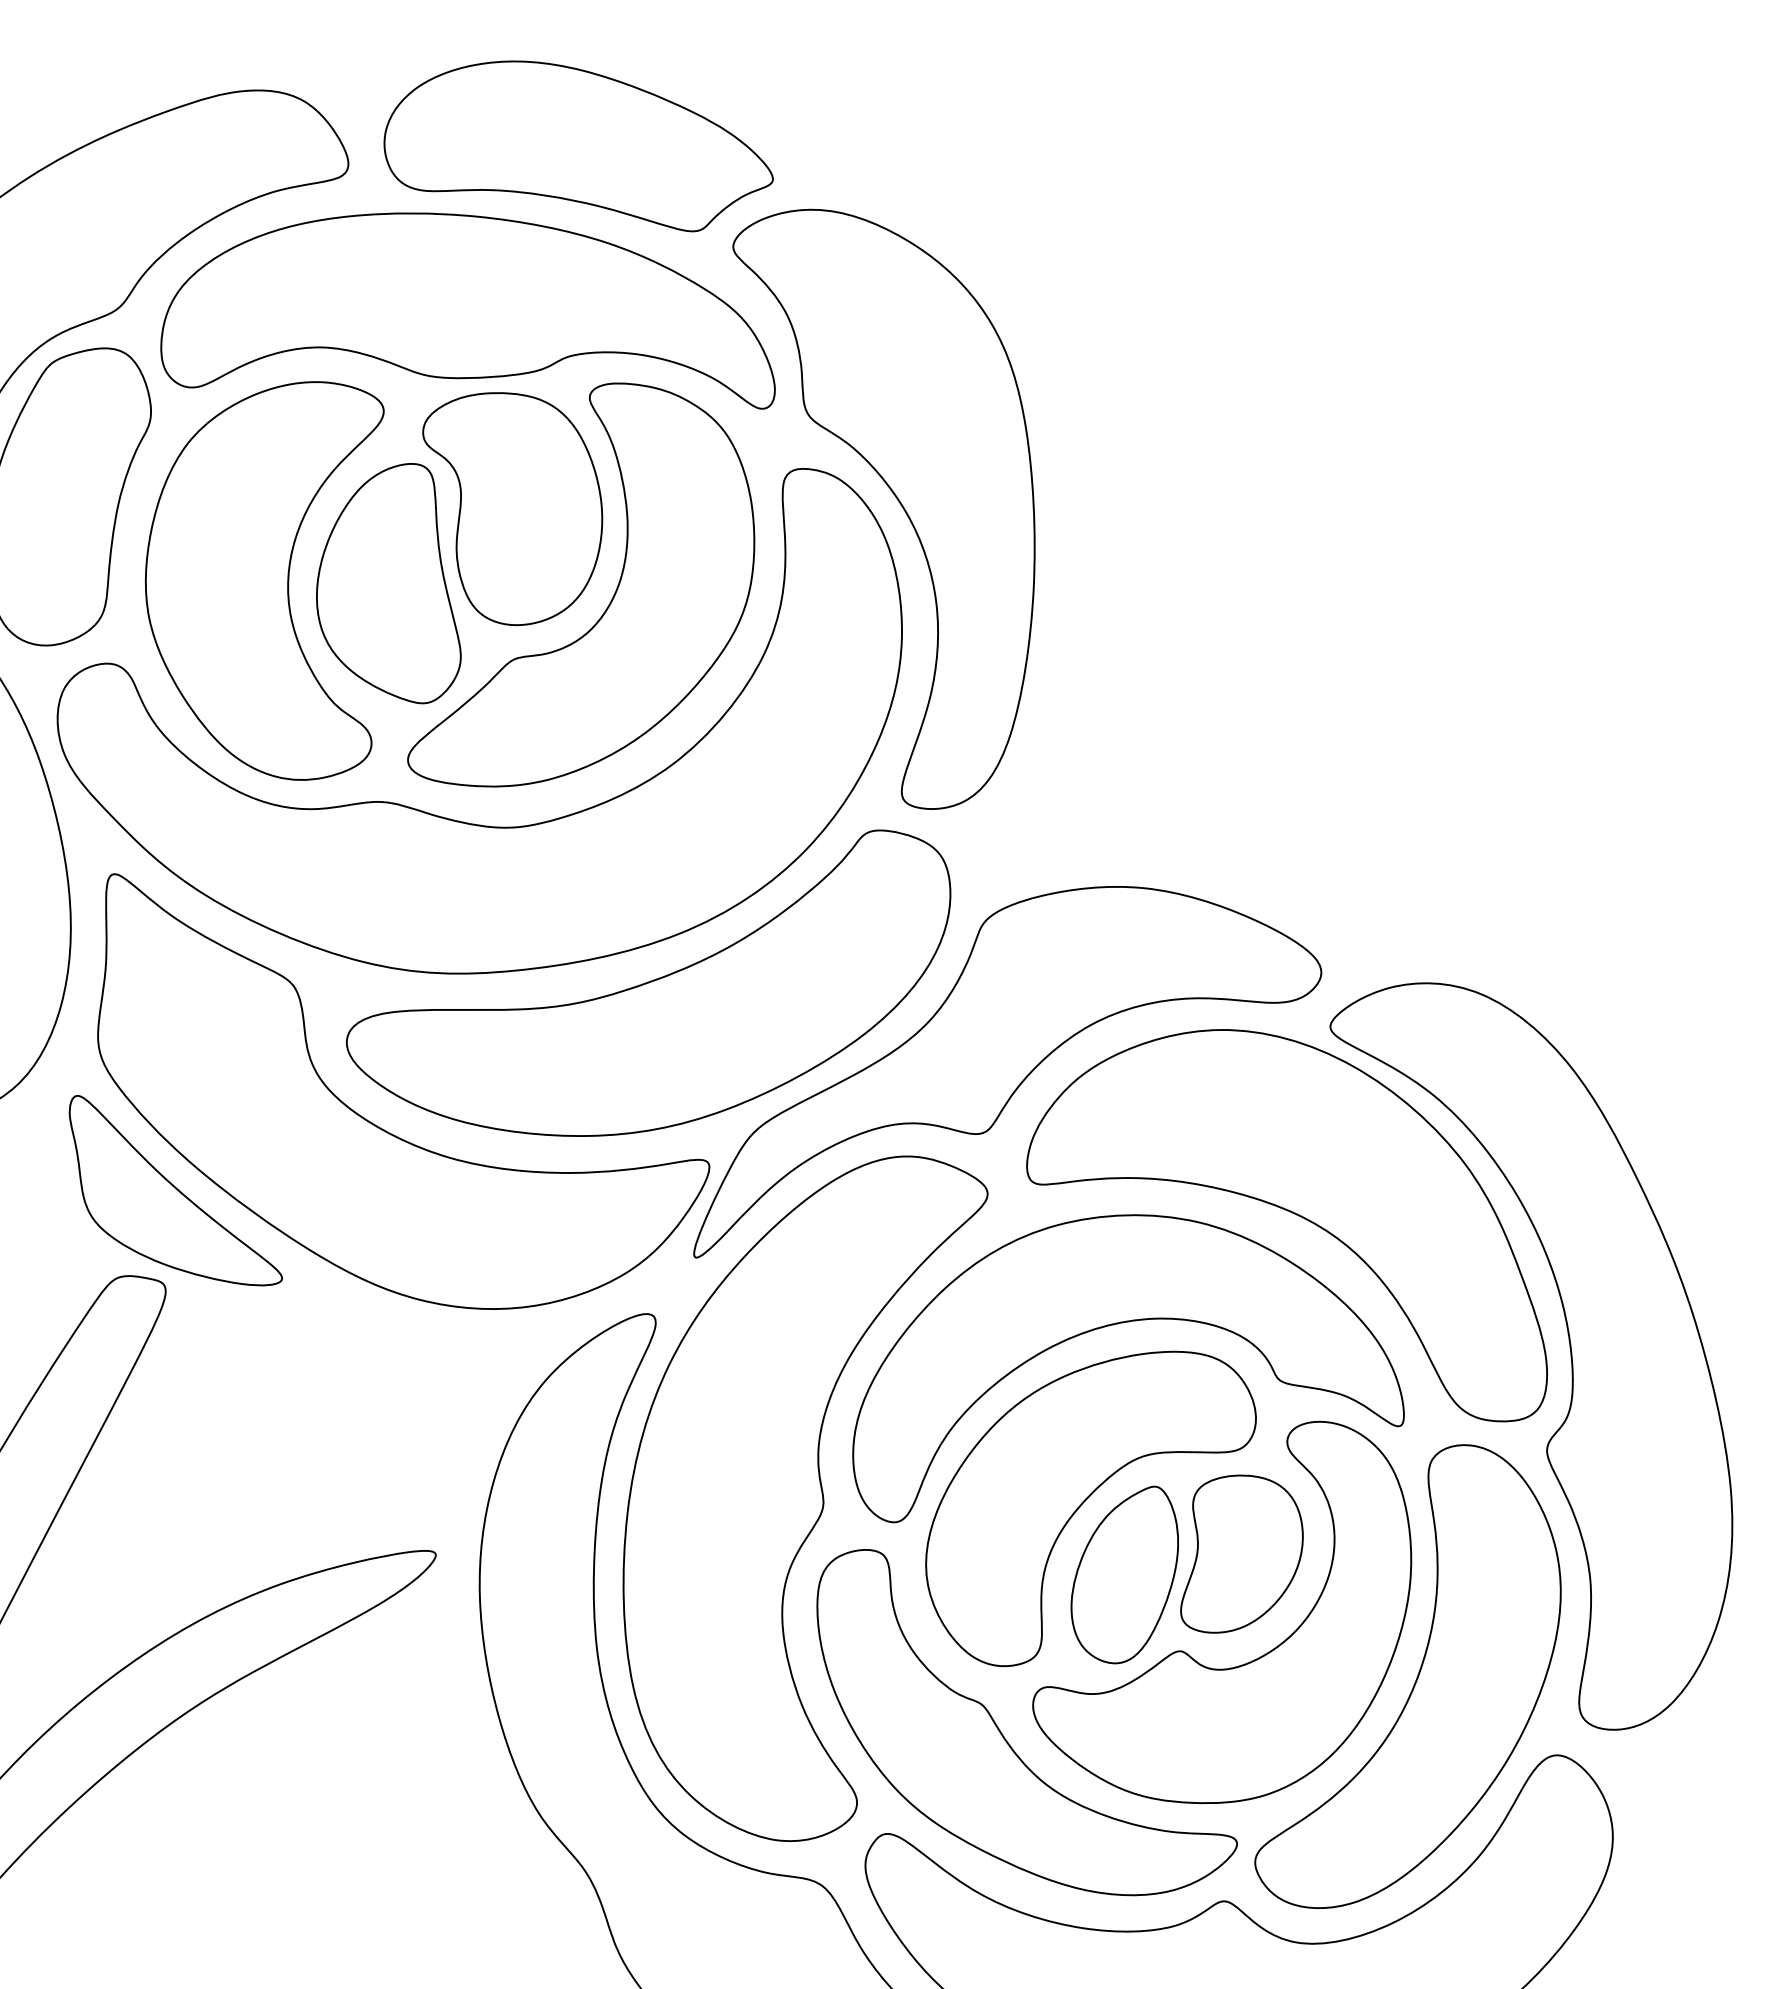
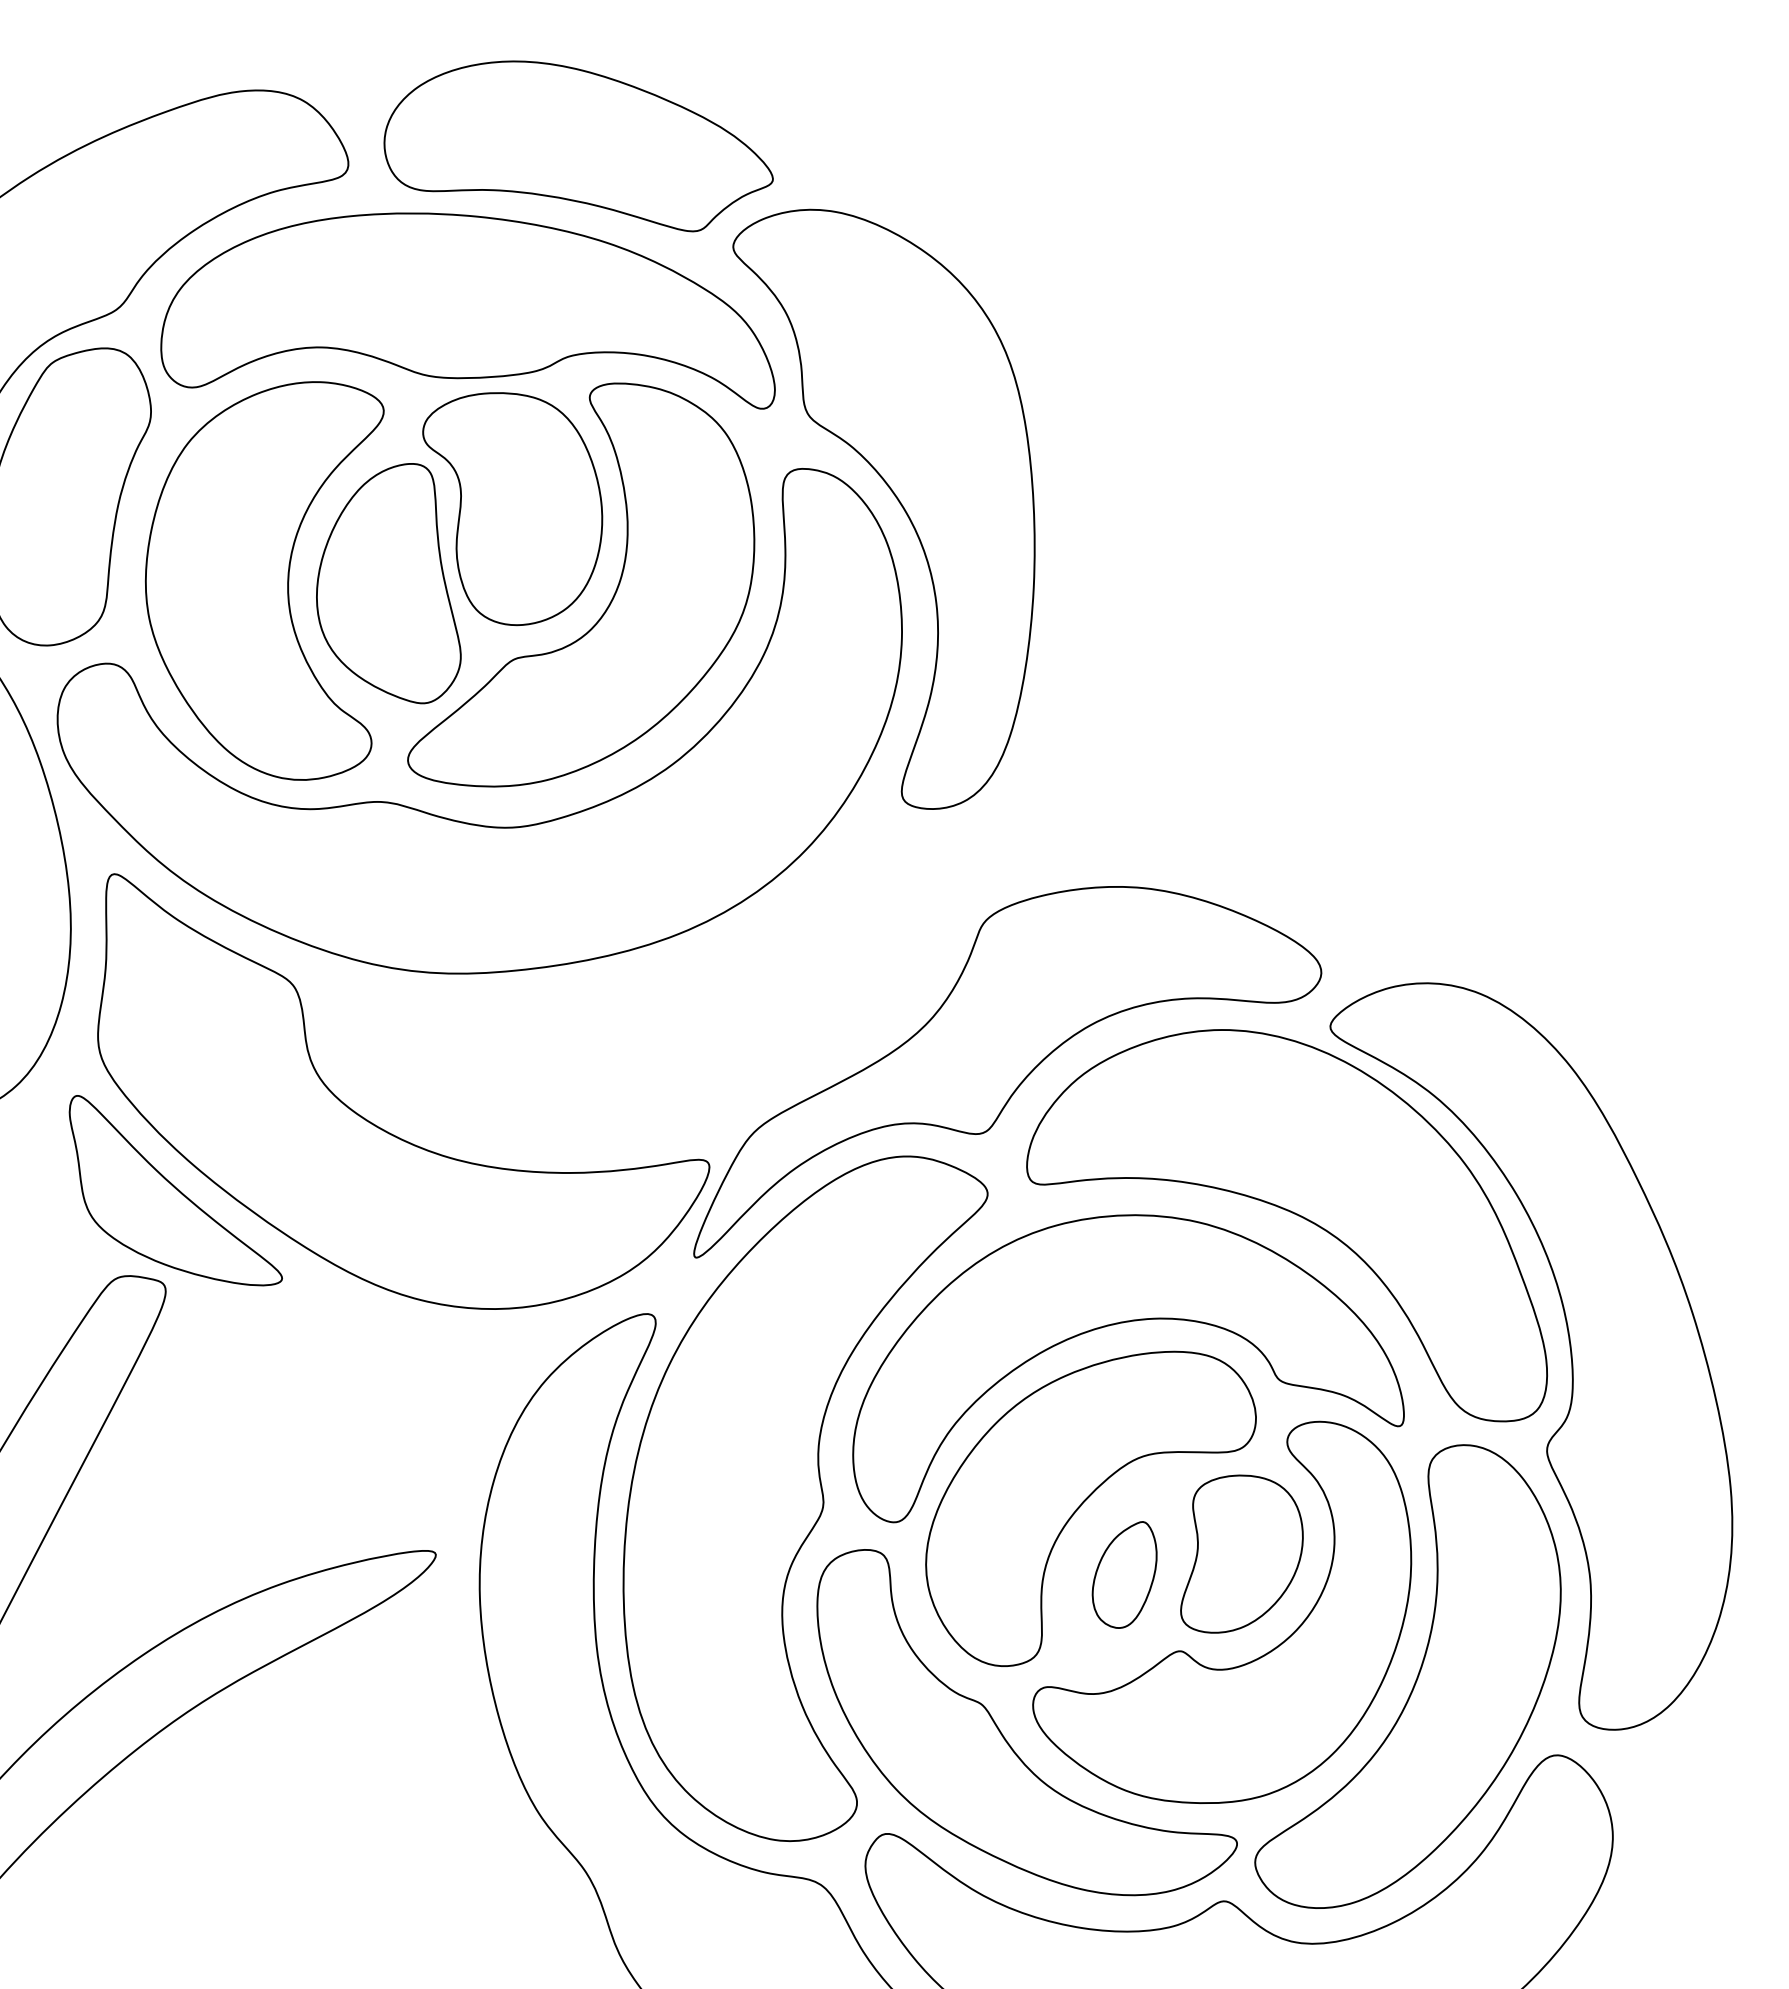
part: present -> none (648, 982)
part size: 109x180 px -> 67x108 px (1124, 1574)
